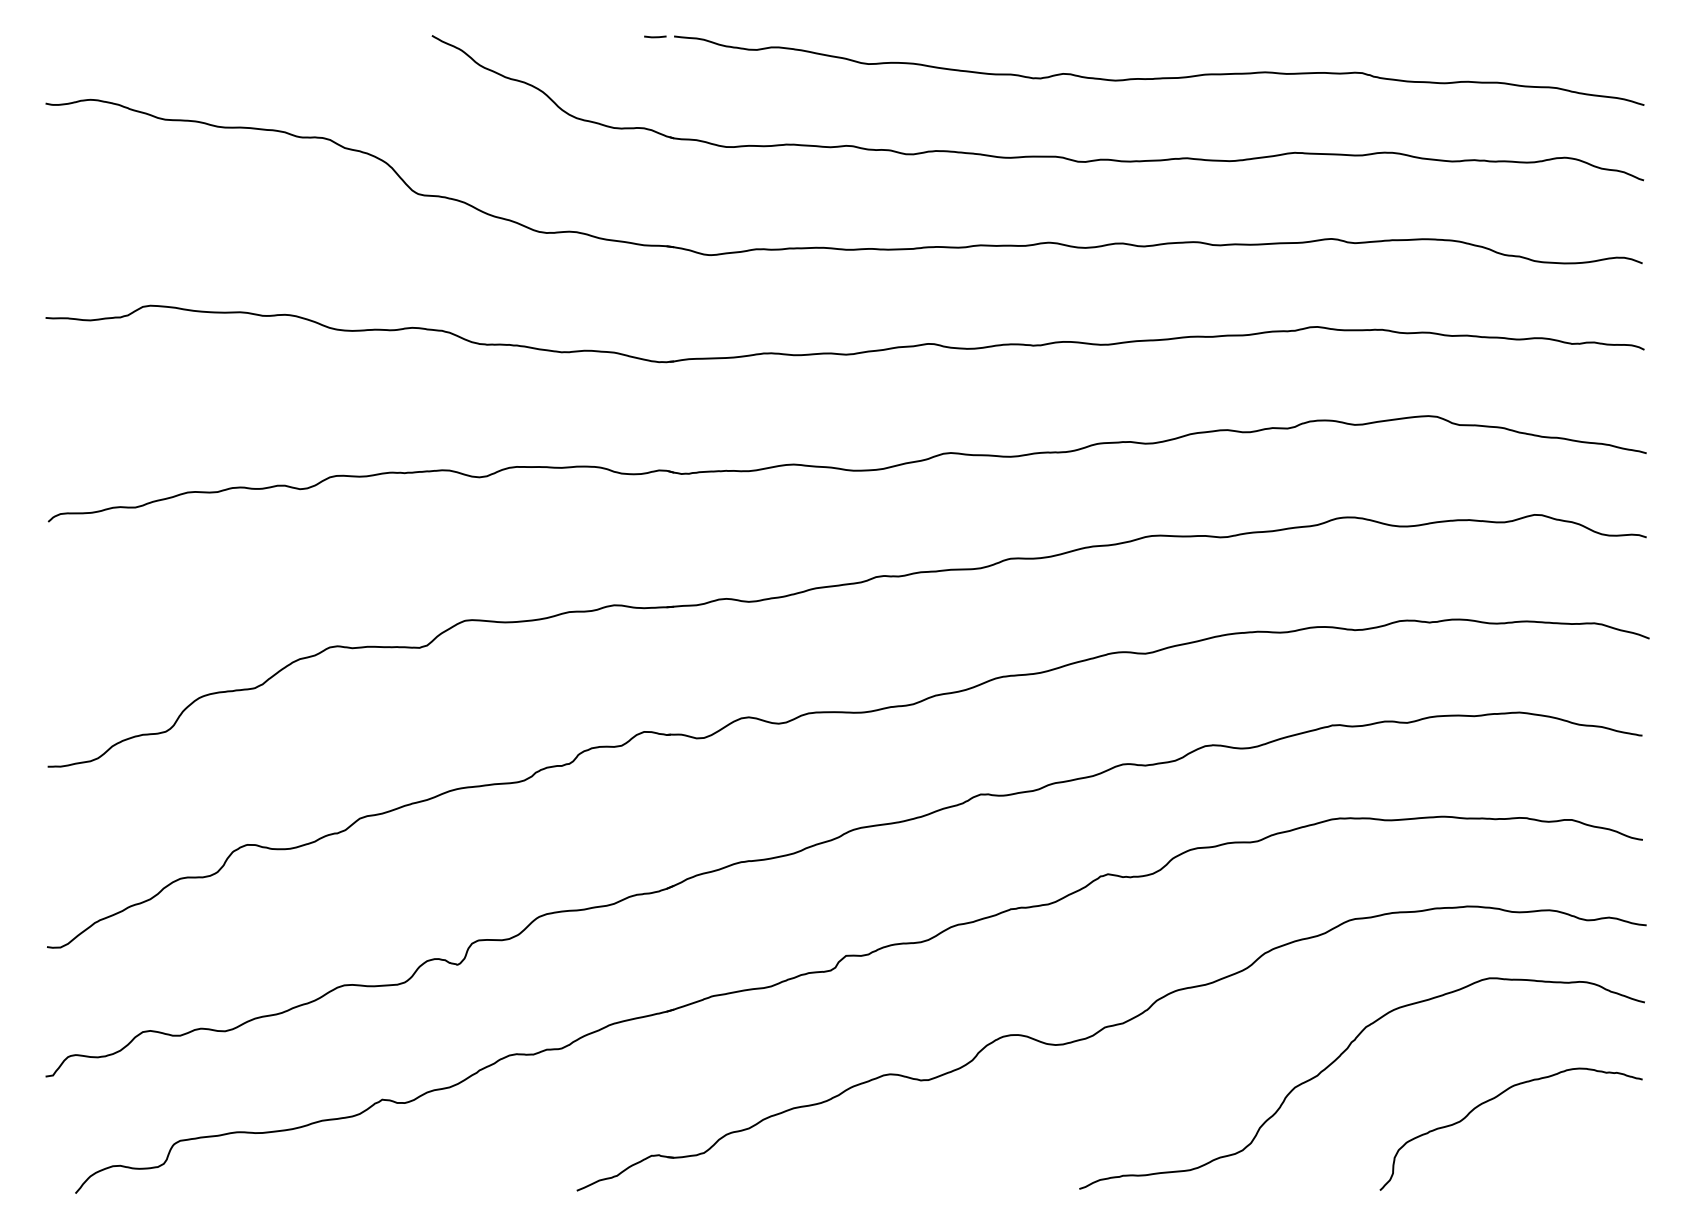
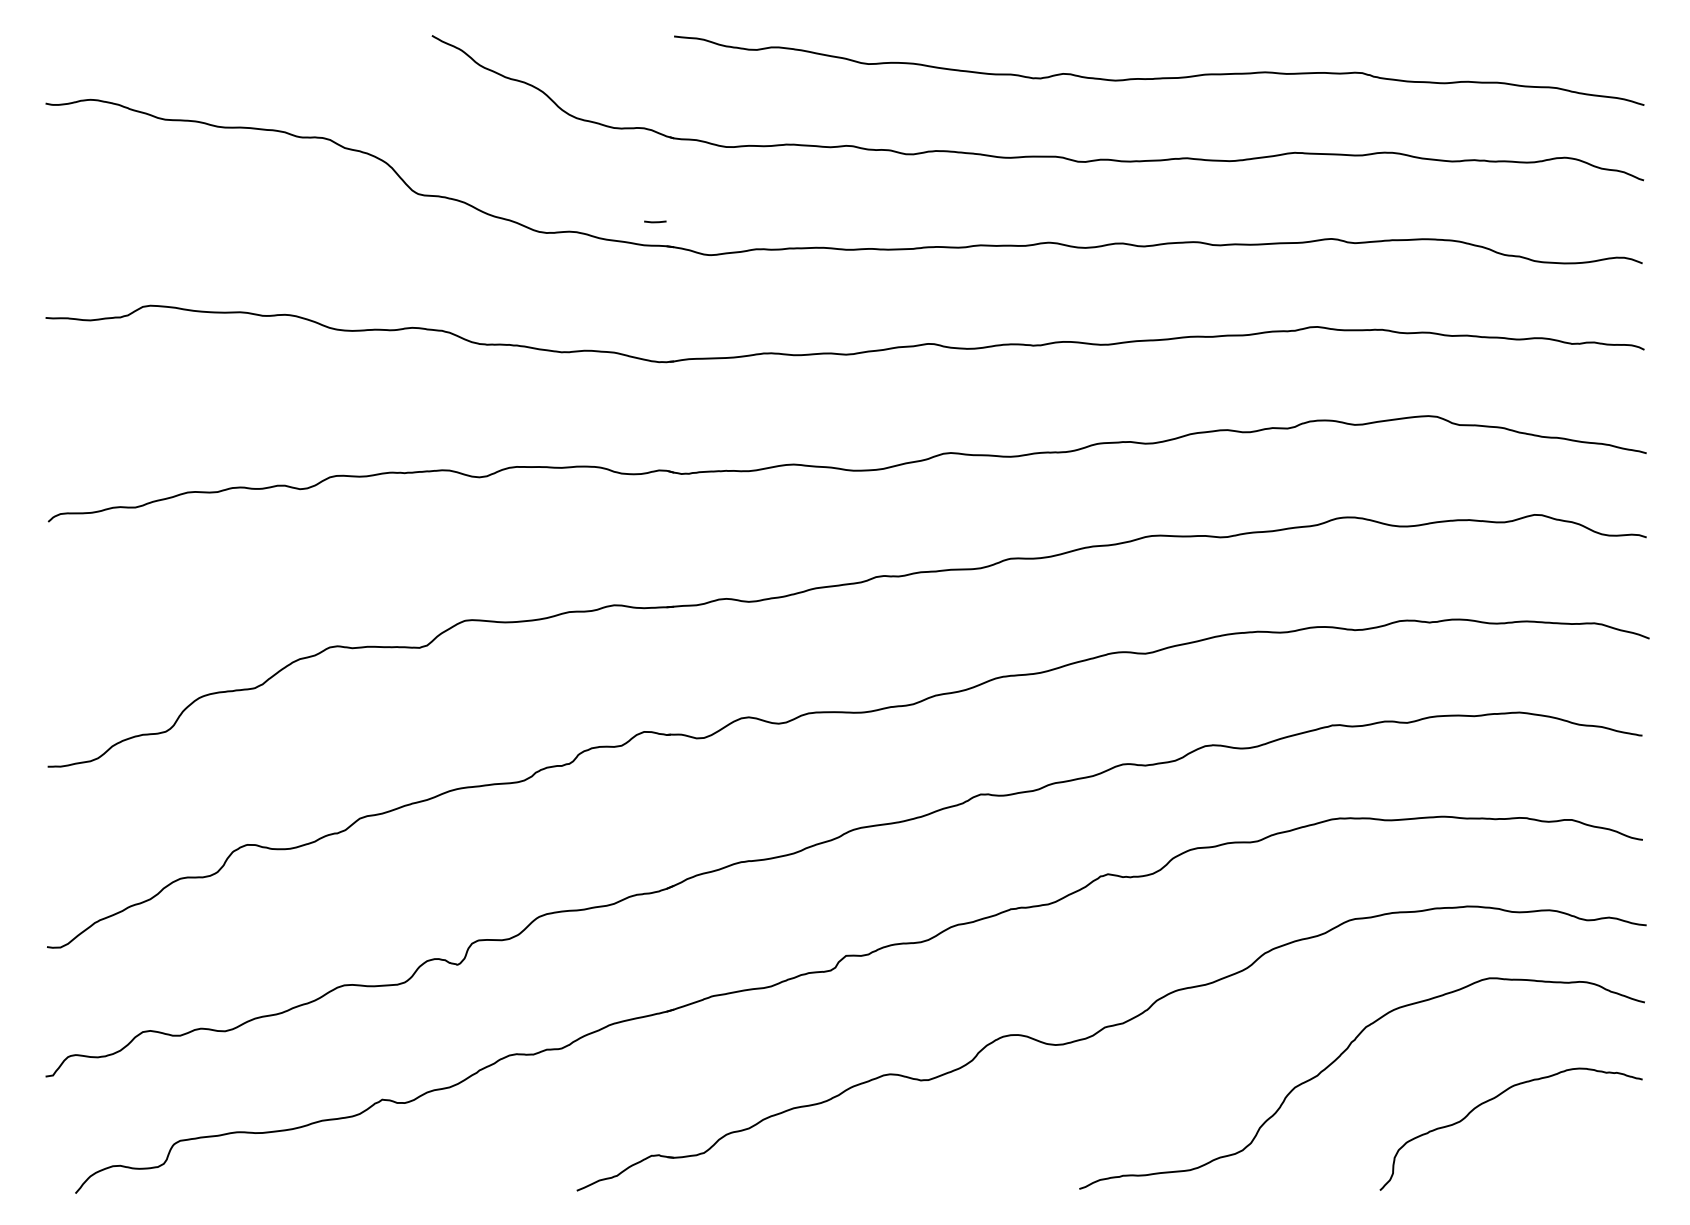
line position: (655, 36) -> (655, 221) (655, 221)
